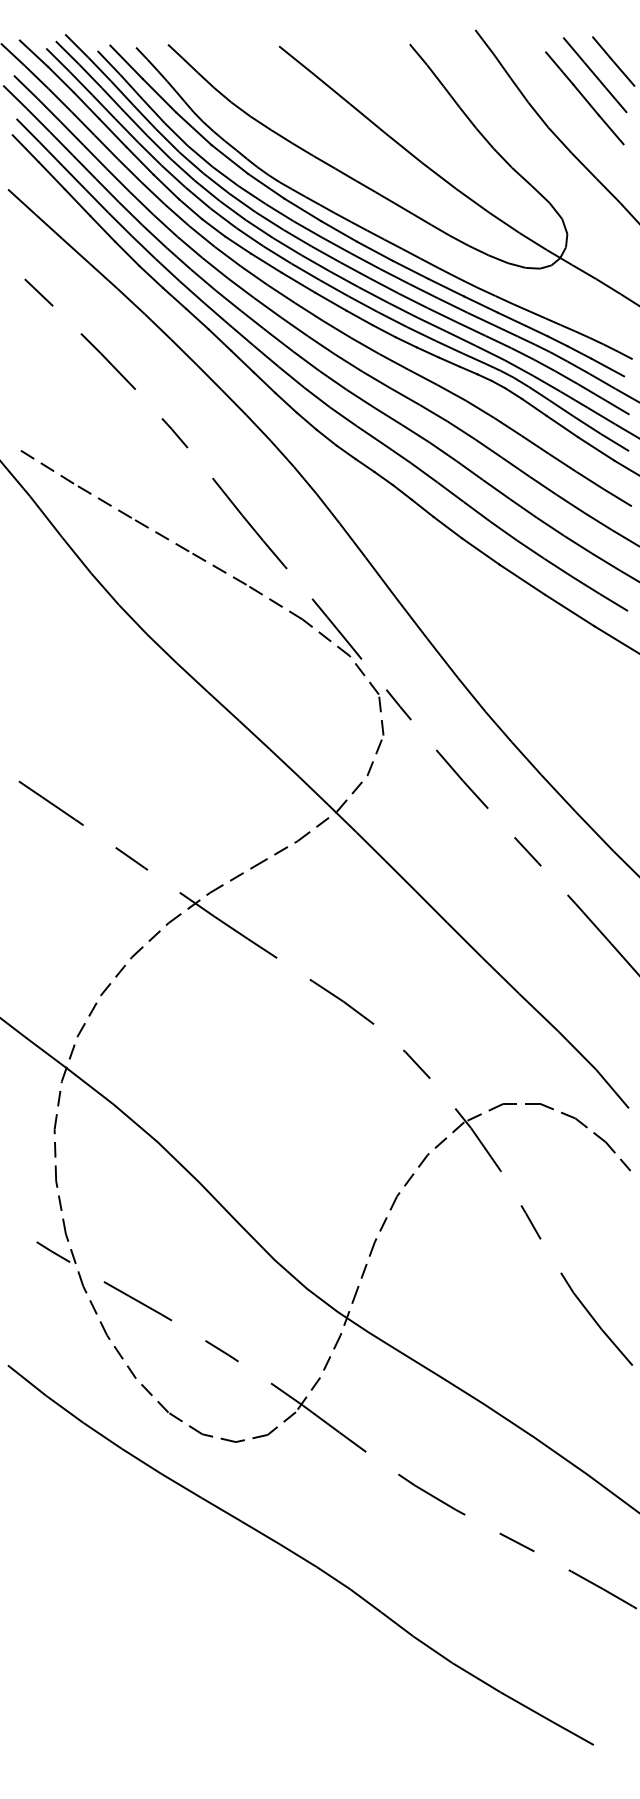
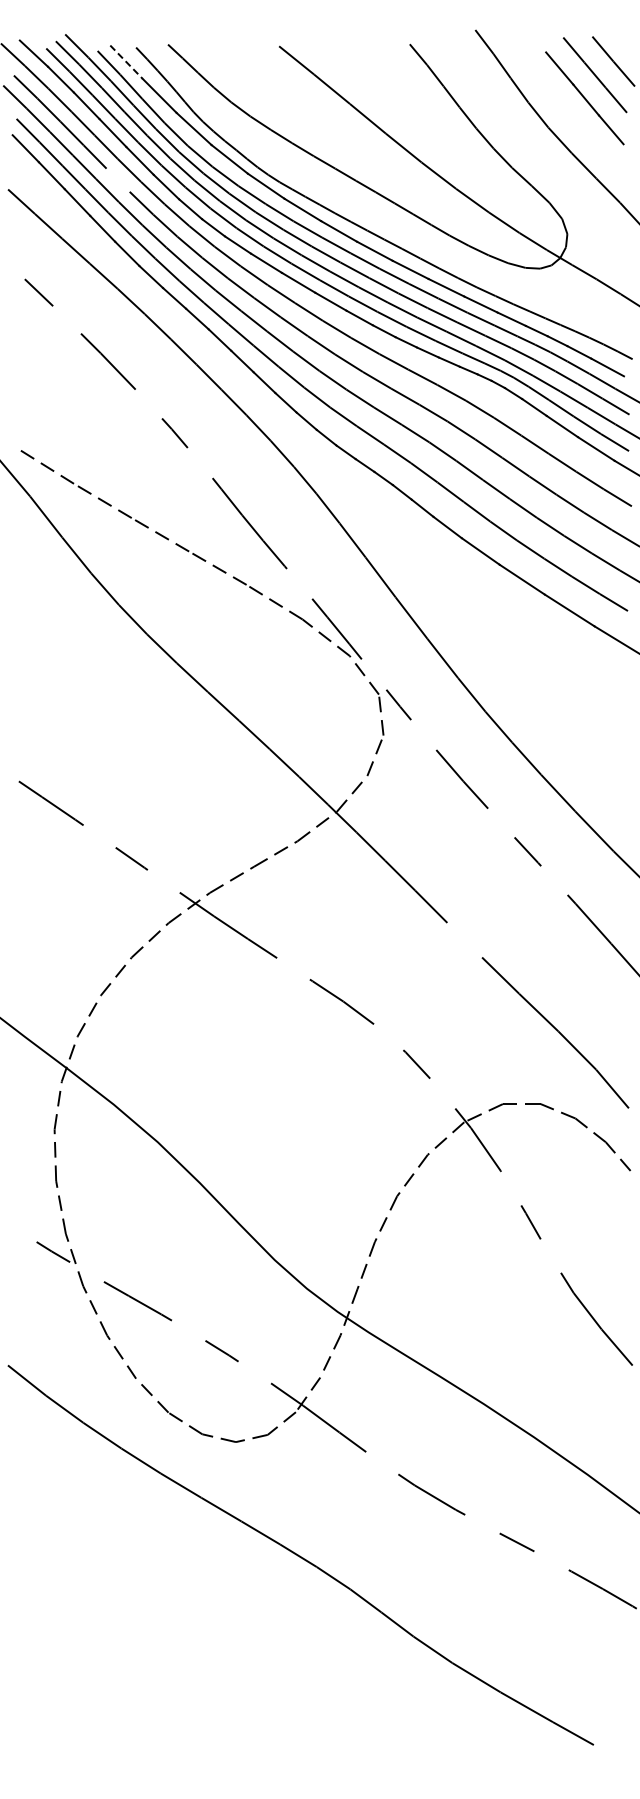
line: solid -> dashed (126, 62)
line: present -> none (117, 179)
line: present -> none (464, 939)
